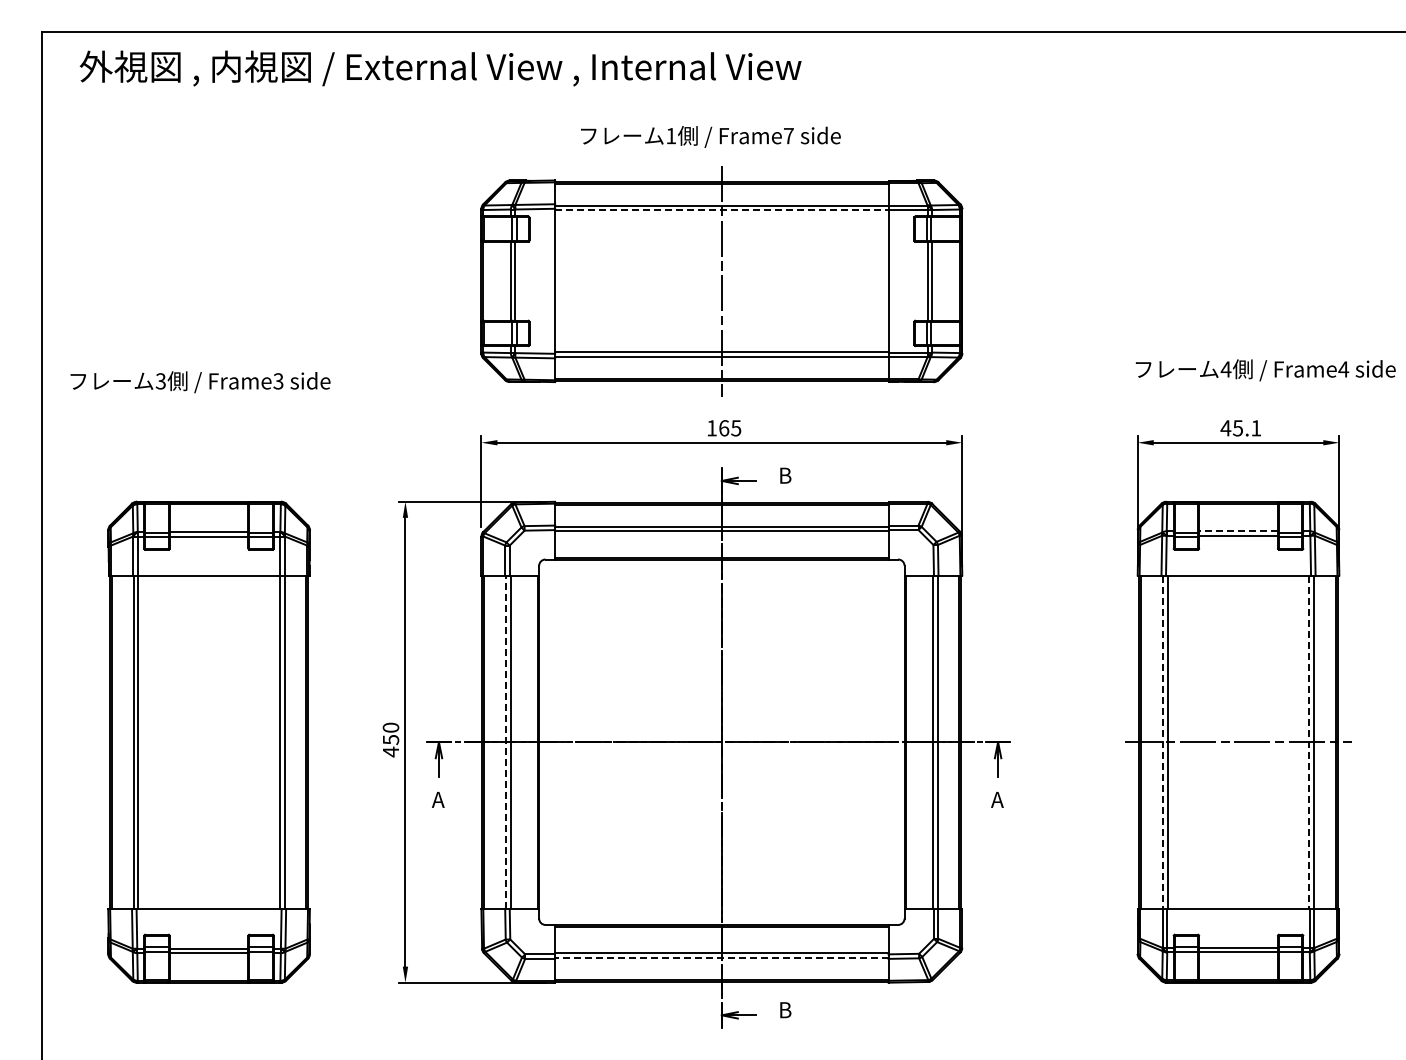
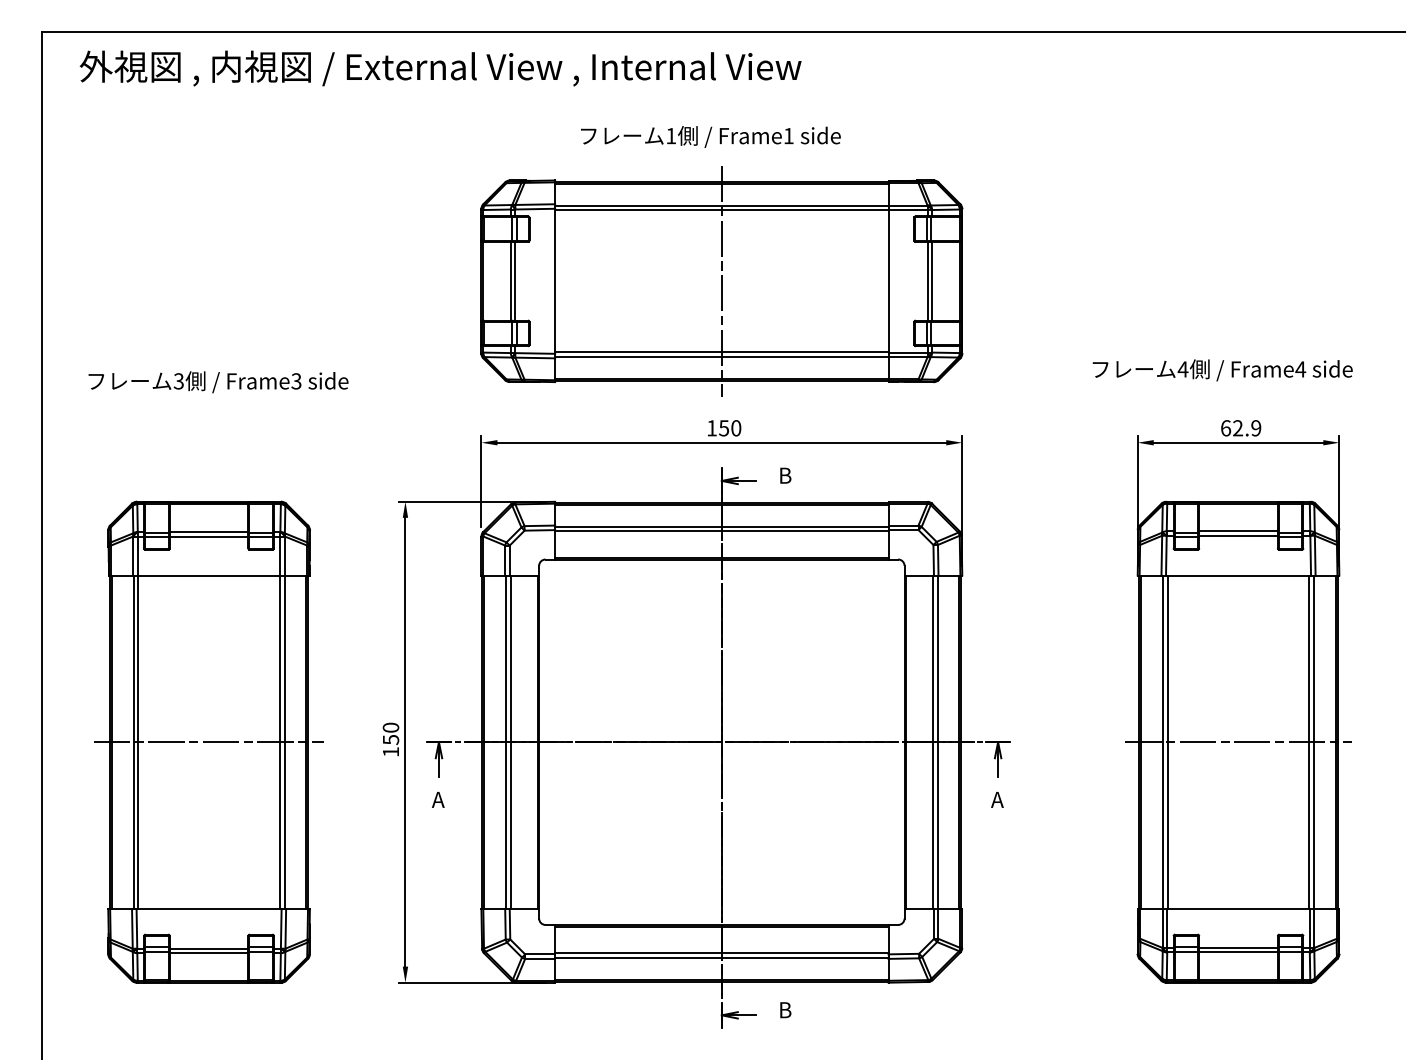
text: Frame7 -> Frame1 (788, 136)
line: dashed -> solid (721, 210)
text position: (1265, 370) -> (1222, 370) (1222, 370)
text position: (200, 382) -> (218, 382) (218, 382)
text: 165 -> 150 (730, 428)
text: 45.1 -> 62.9 (1240, 428)
line: dashed -> solid (1238, 531)
line: none -> present (208, 742)
line: dashed -> solid (506, 742)
line: dashed -> solid (1163, 742)
line: dashed -> solid (1309, 742)
text: 450 -> 150 (390, 751)
line: dashed -> solid (721, 957)
